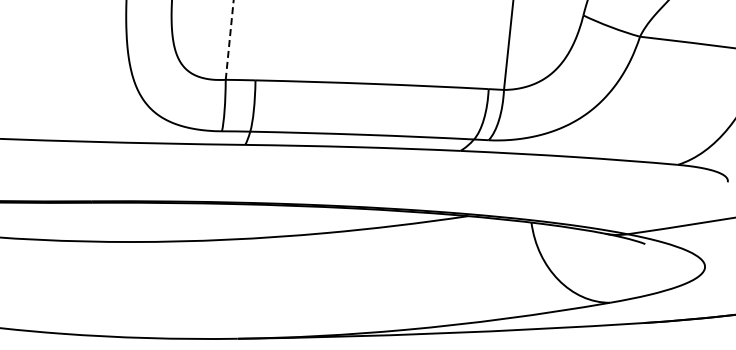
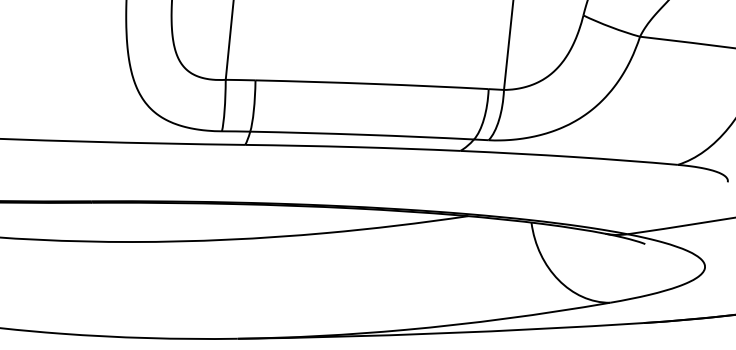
line: dashed -> solid (229, 40)
